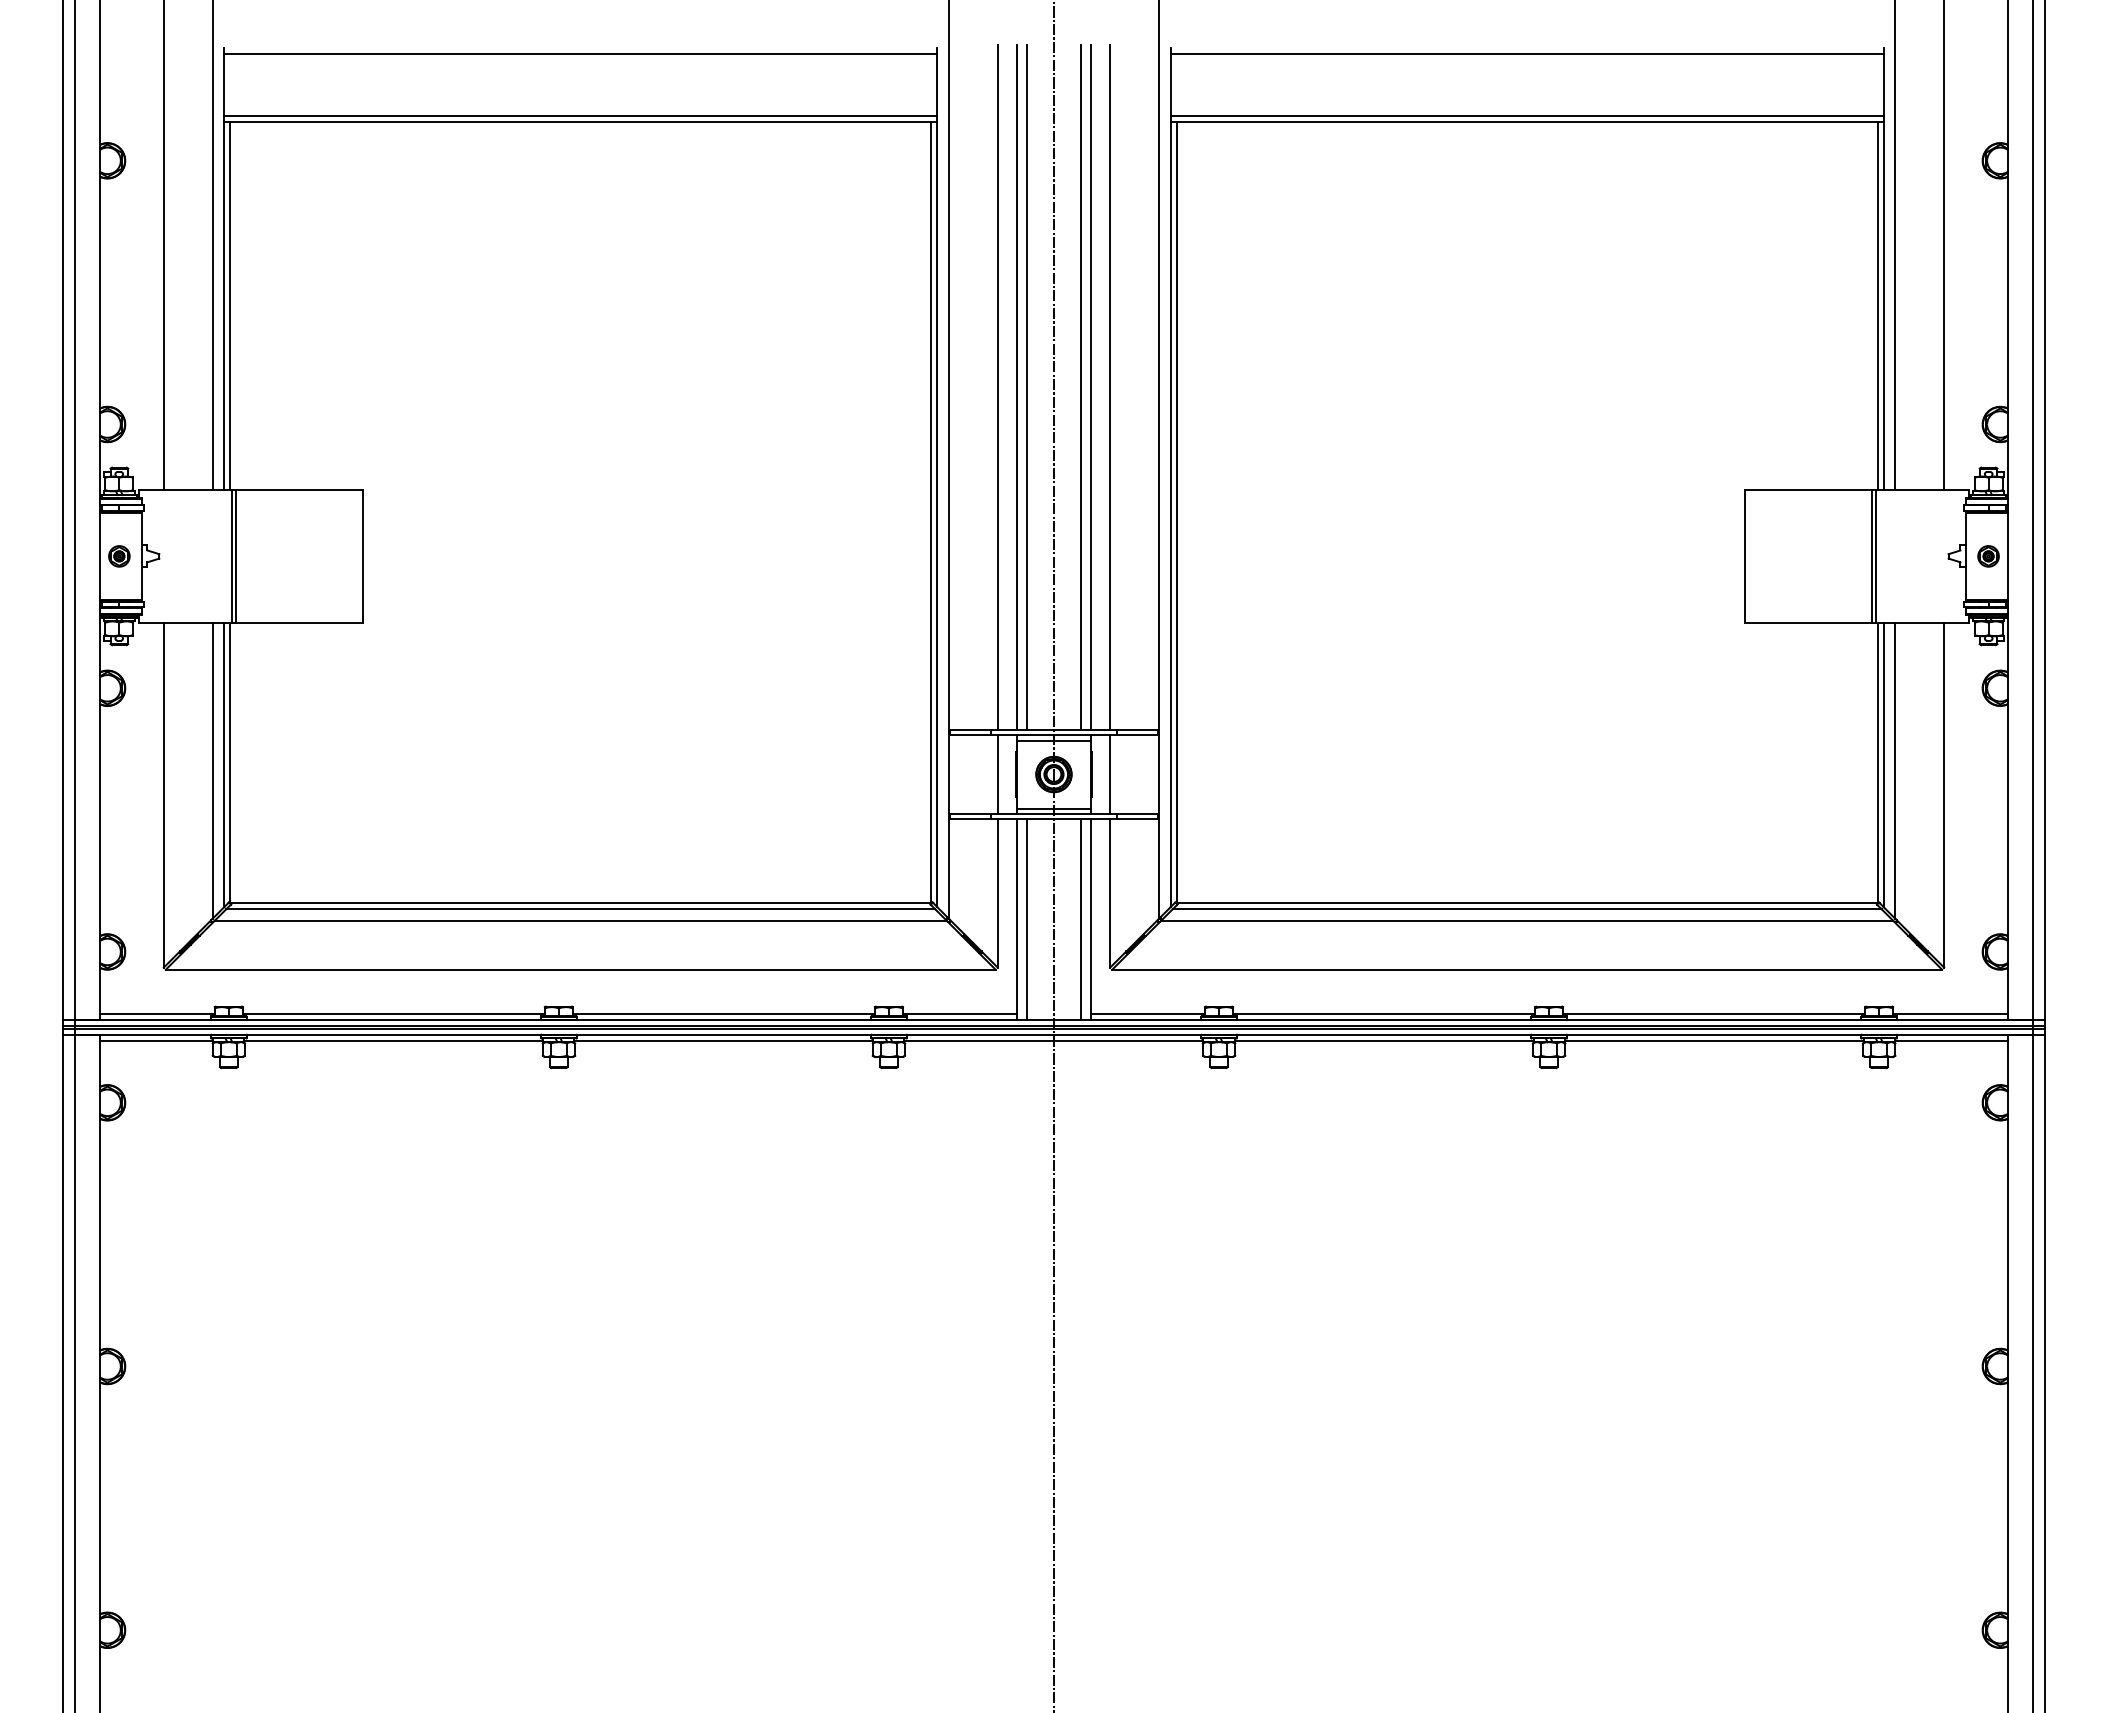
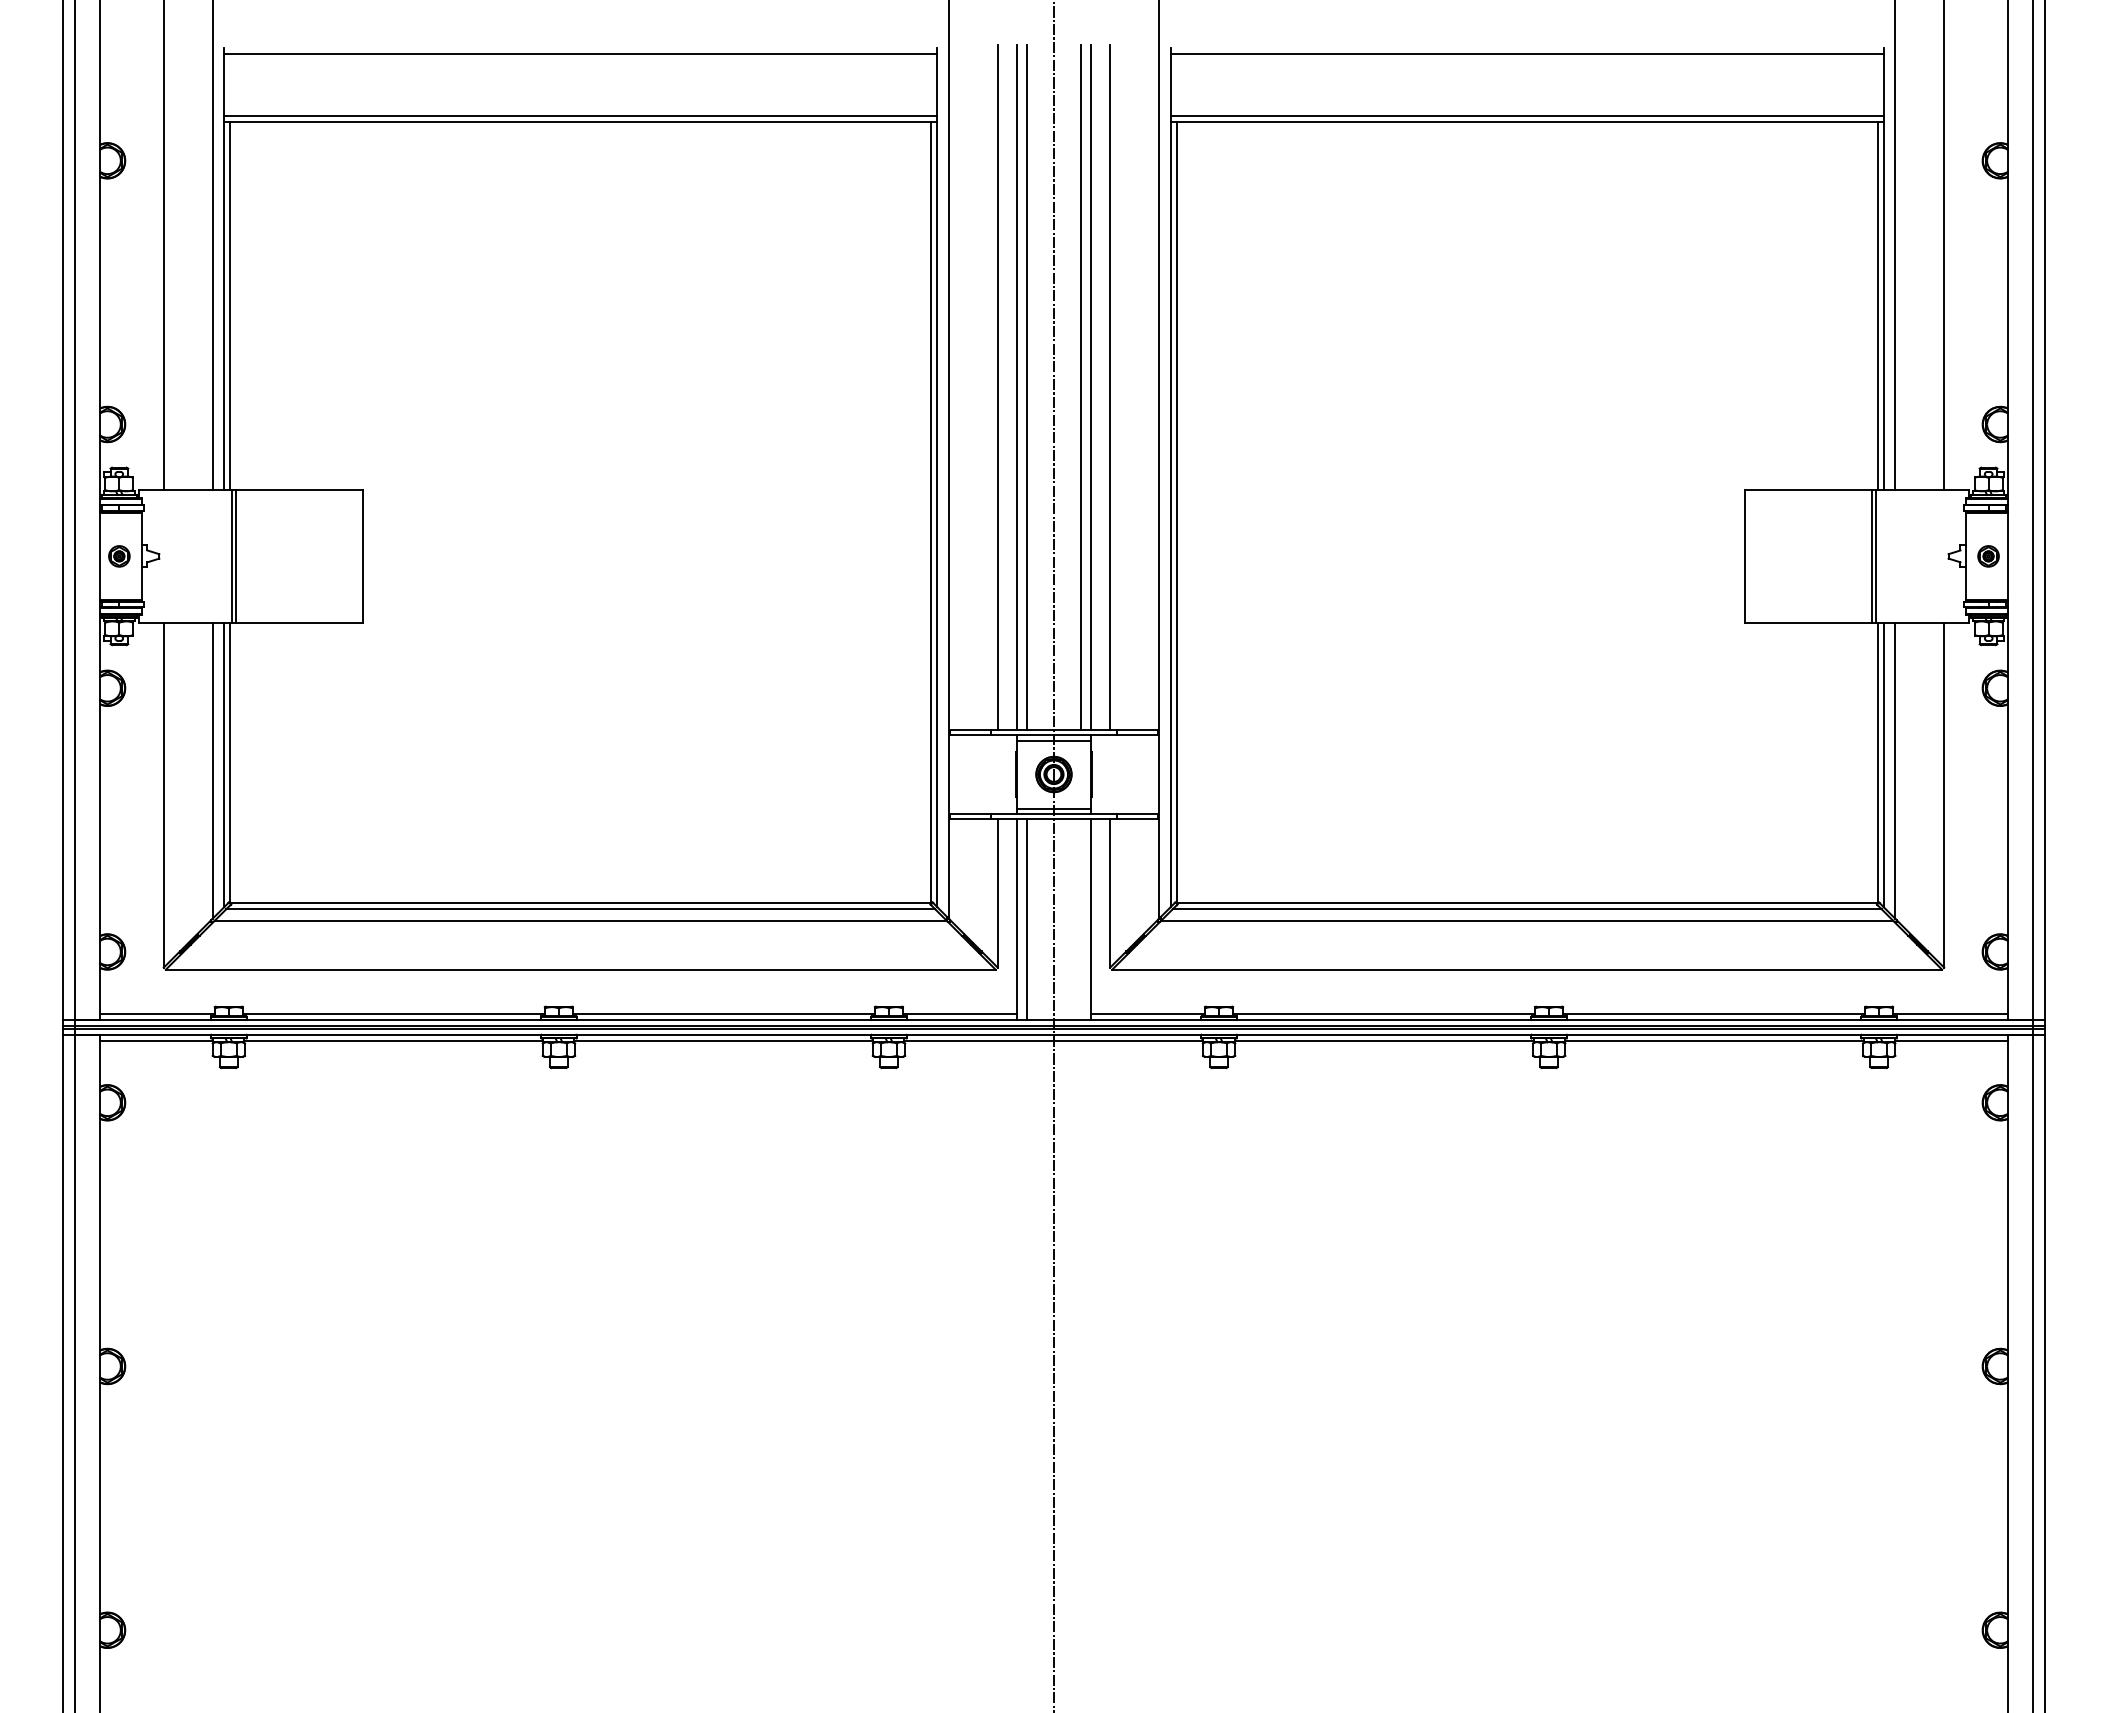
line: present -> none (997, 774)
line: present -> none (1110, 774)
line: present -> none (1080, 919)
